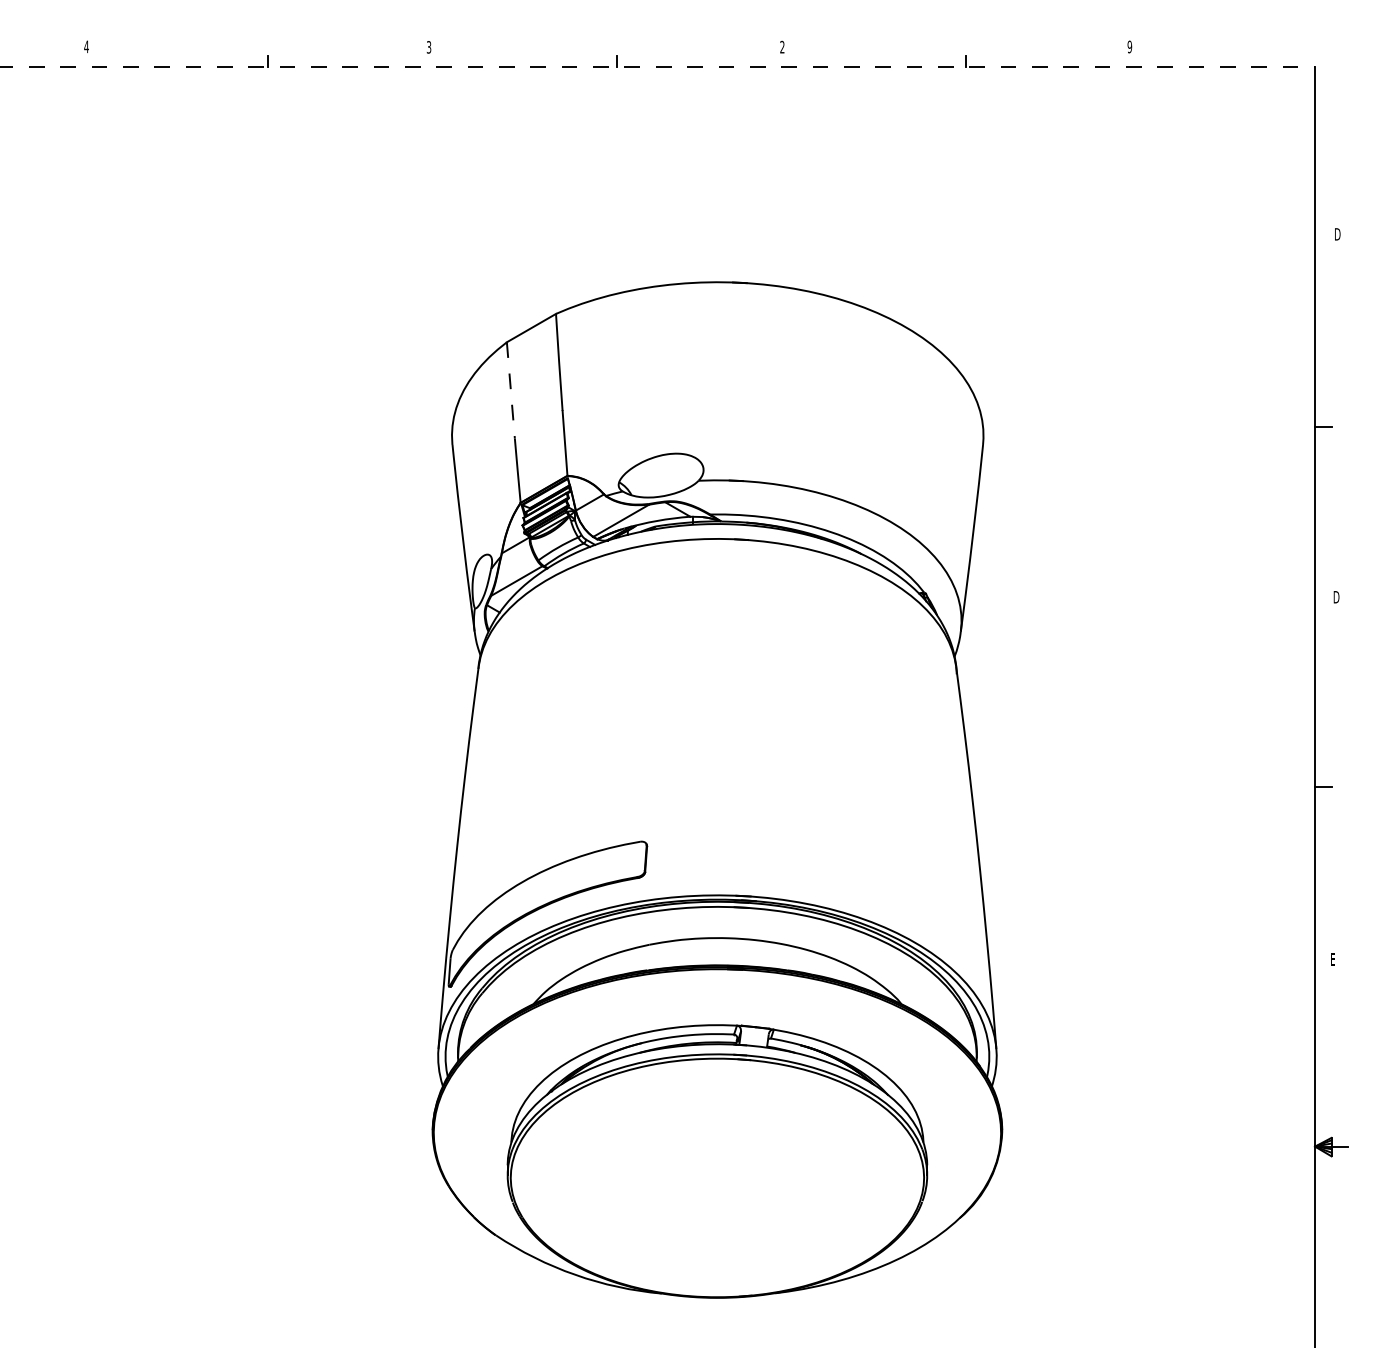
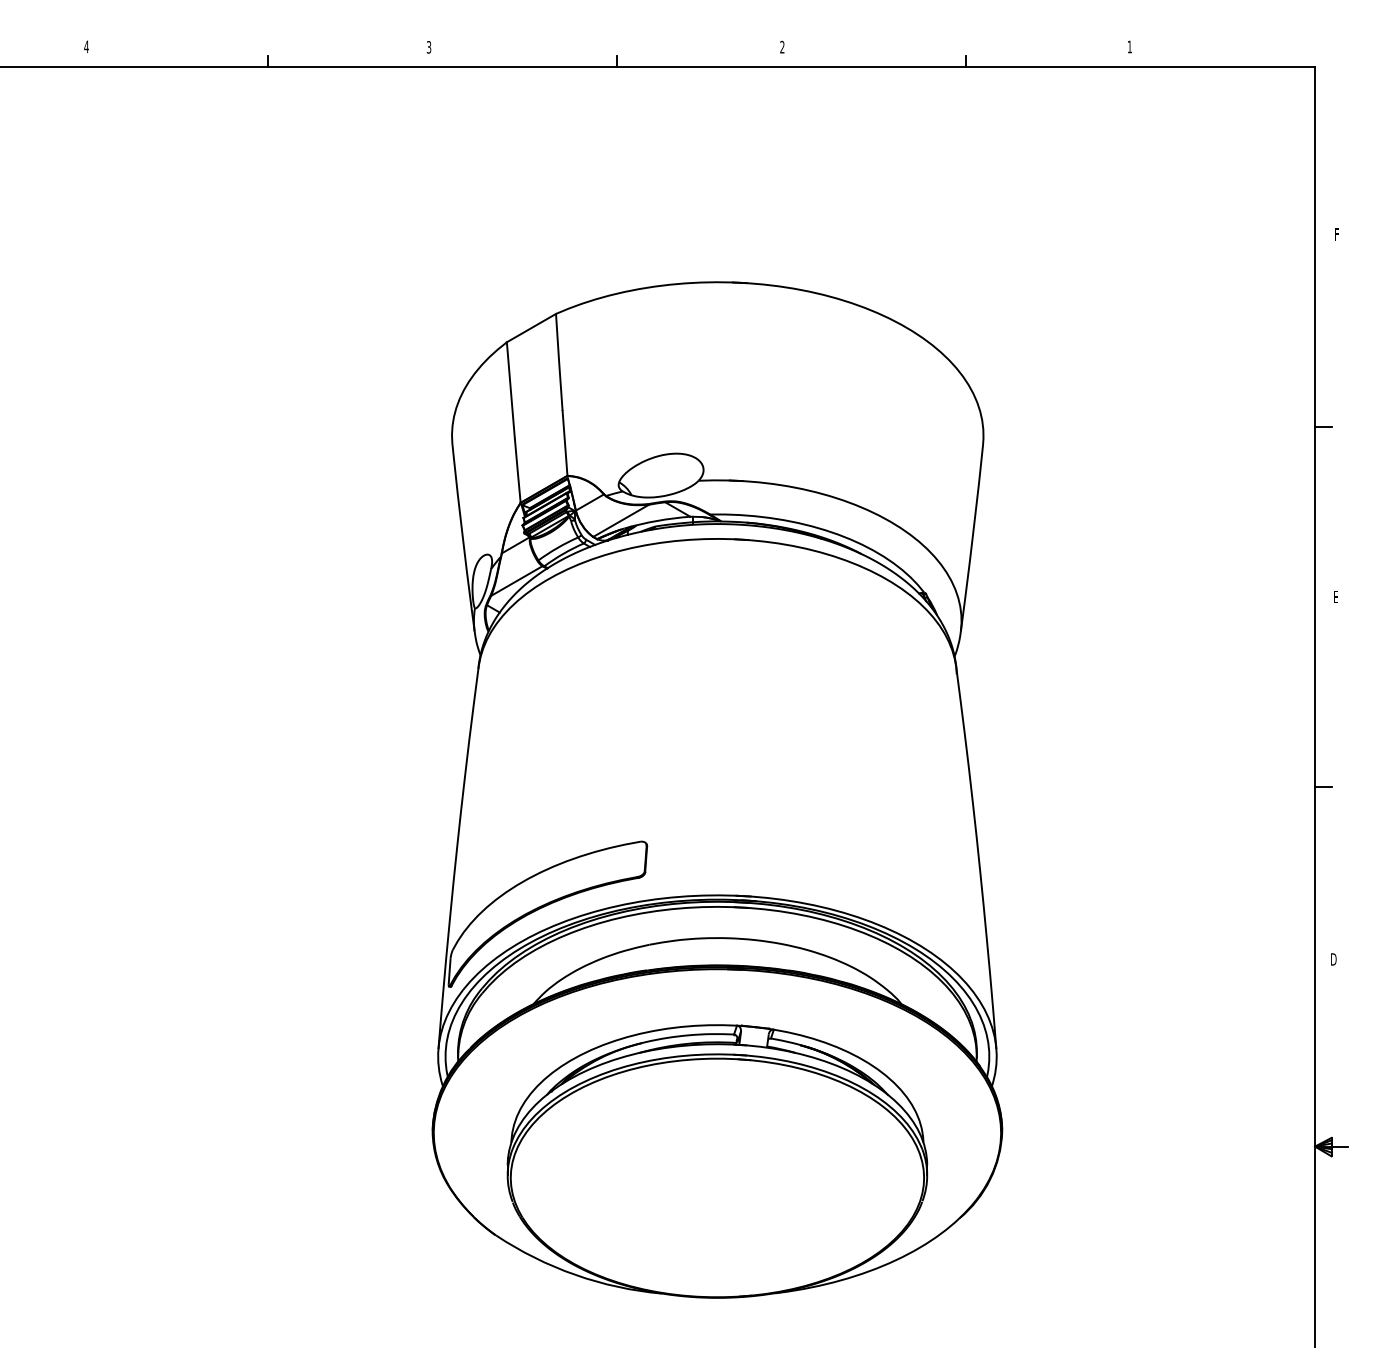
text: 9 -> 1 (1129, 46)
line: dashed -> solid (658, 66)
text: D -> F (1337, 234)
line: dashed -> solid (510, 390)
text: D -> E (1336, 597)
text: E -> D (1333, 959)
